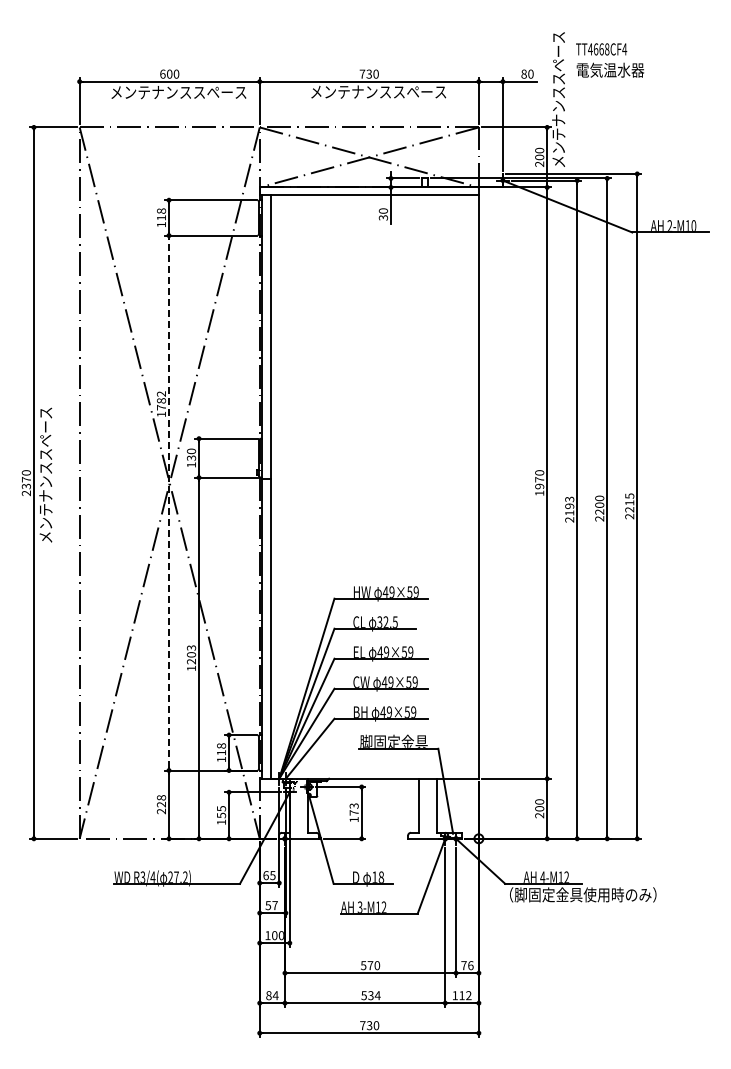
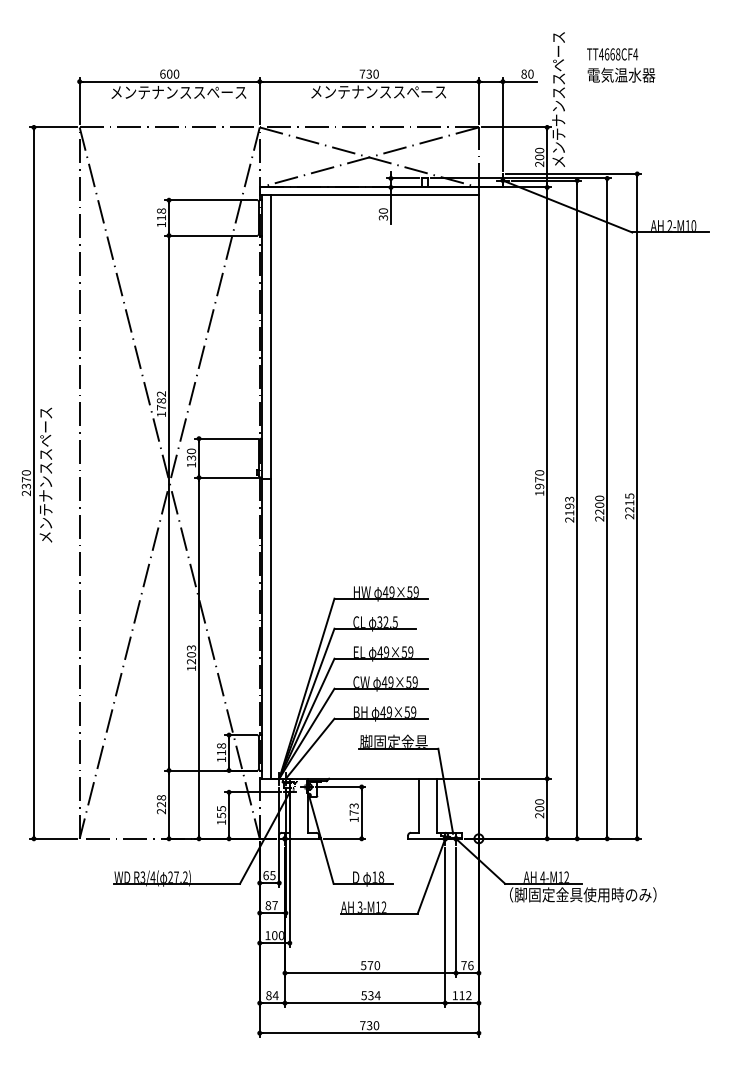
text position: (610, 60) -> (621, 65) (621, 65)
line: dashed -> solid (169, 502)
text: 57 -> 87 (268, 905)
